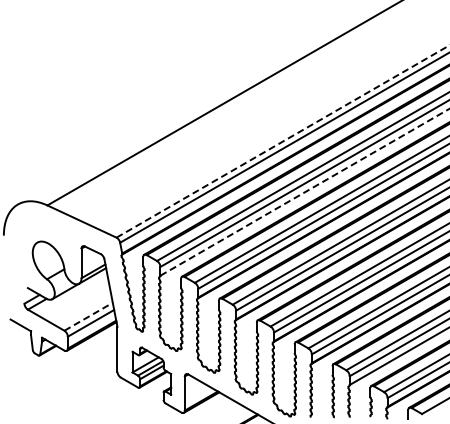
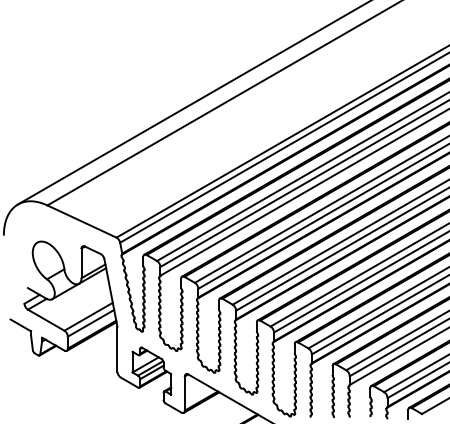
line: none -> present (192, 103)
line: dashed -> solid (283, 141)
line: dashed -> solid (305, 192)
line: dashed -> solid (88, 316)
